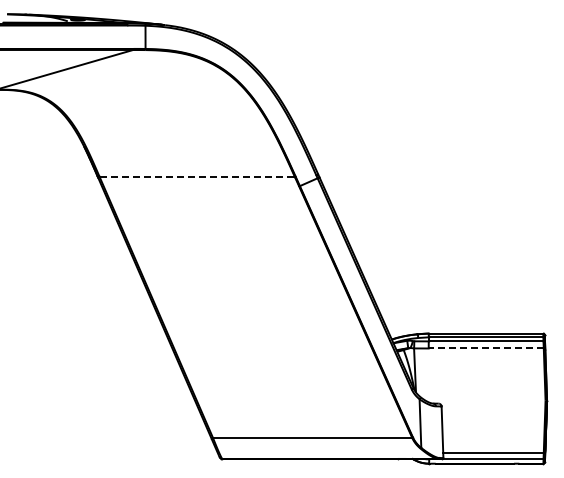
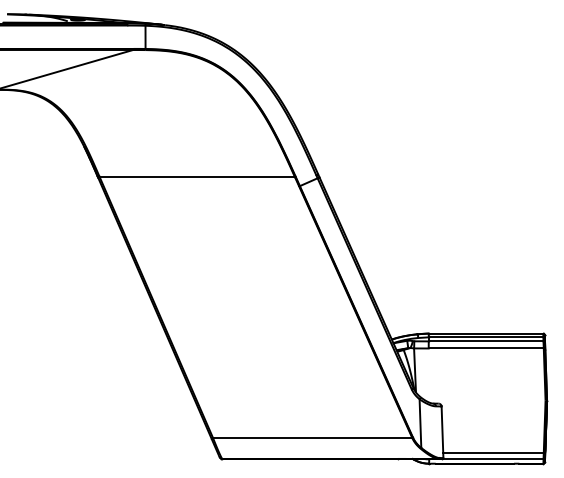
line: dashed -> solid (197, 177)
line: dashed -> solid (486, 348)
